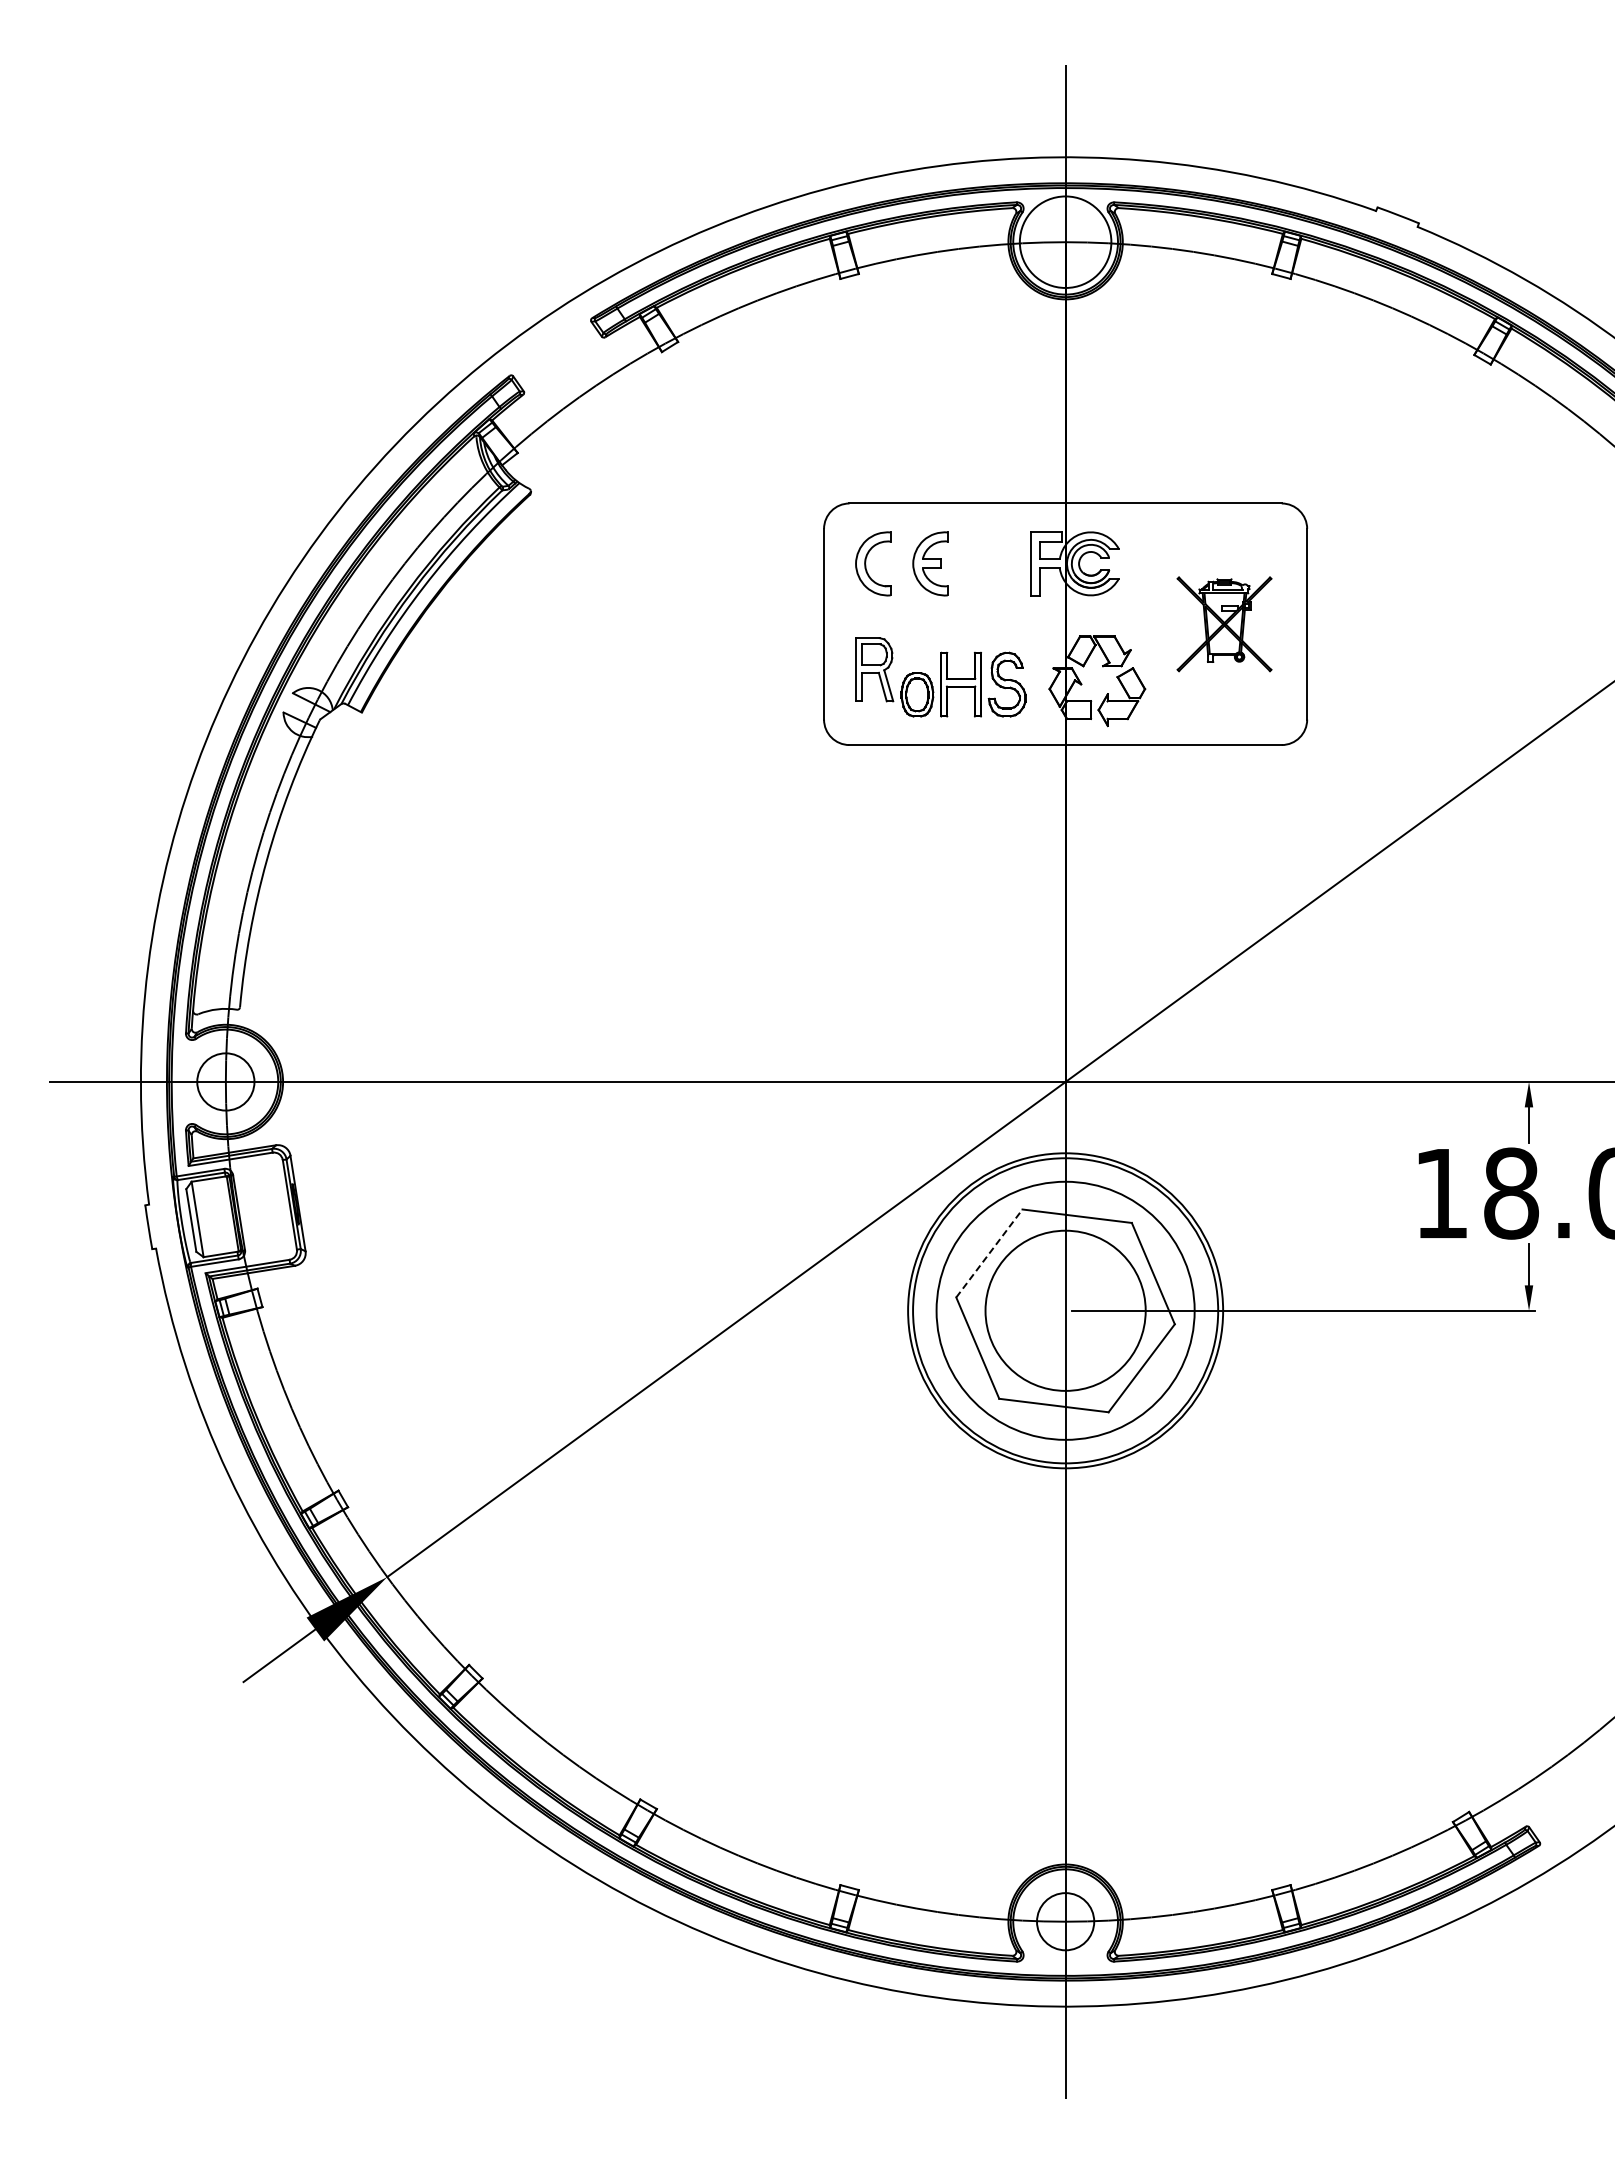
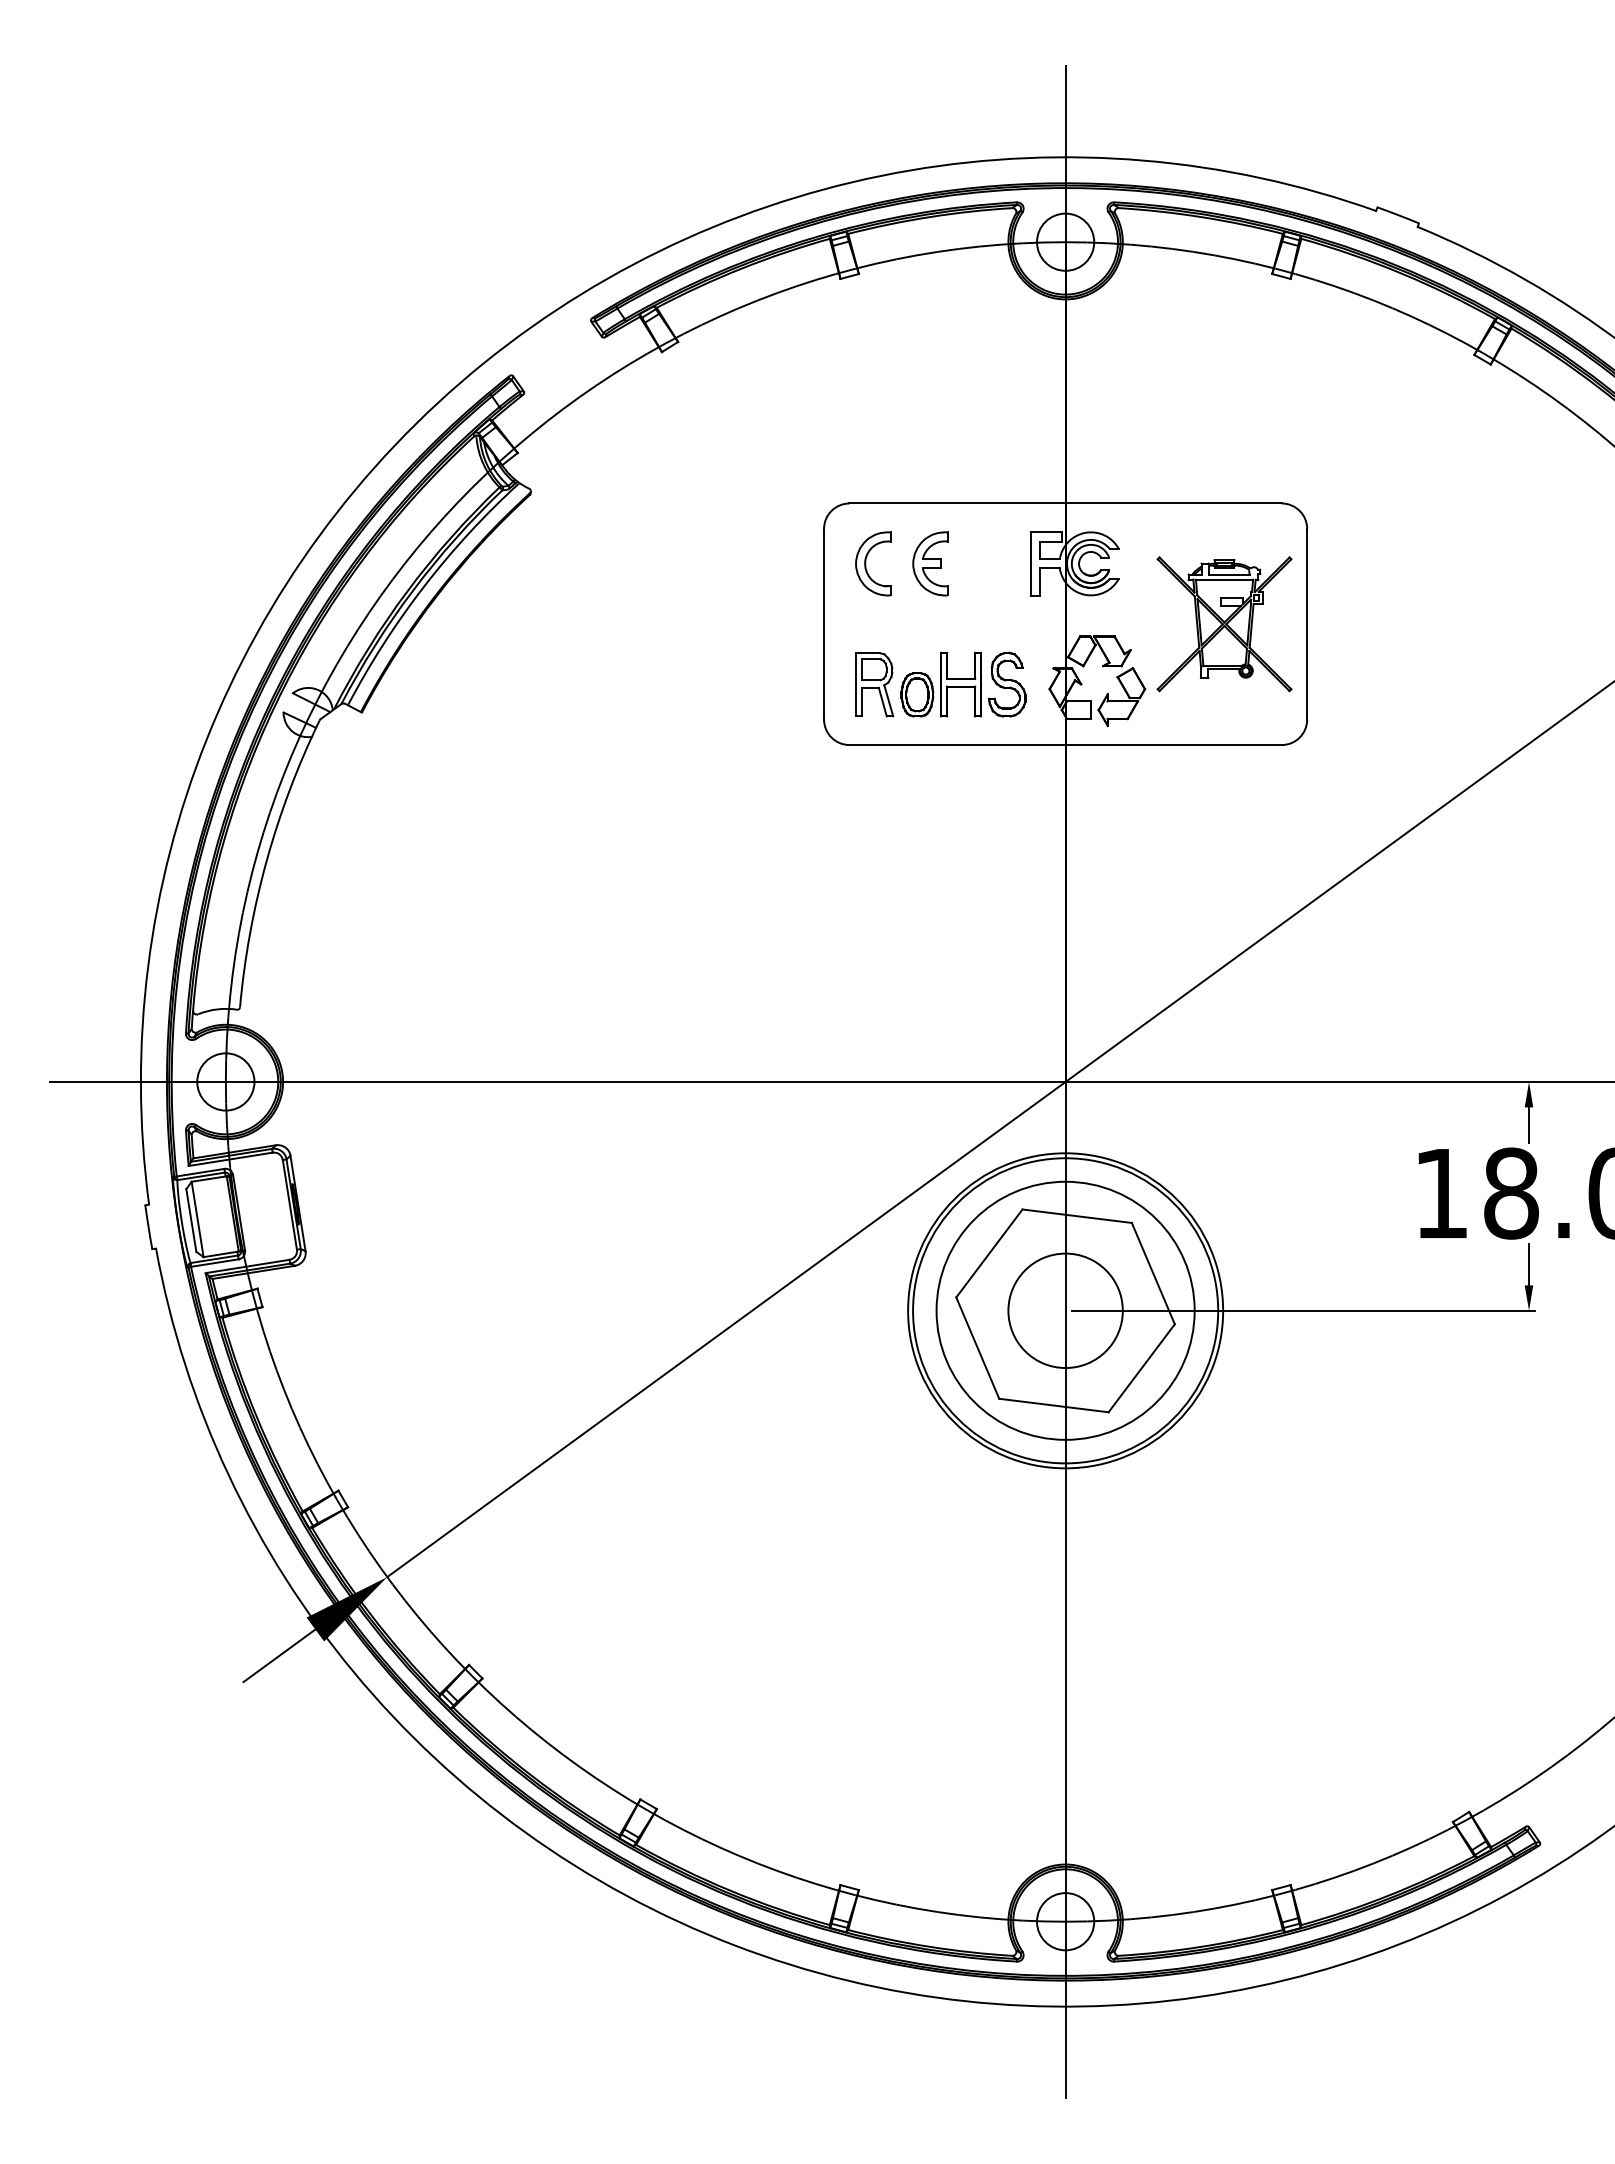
circle diameter: 92 px -> 57 px (1065, 241)
part size: 97x97 px -> 137x137 px (1224, 624)
part position: (874, 669) -> (874, 684) (874, 684)
line: dashed -> solid (989, 1253)
circle diameter: 160 px -> 114 px (1065, 1310)
